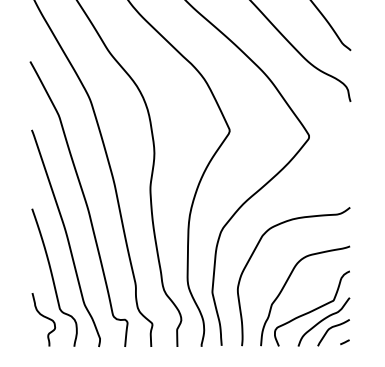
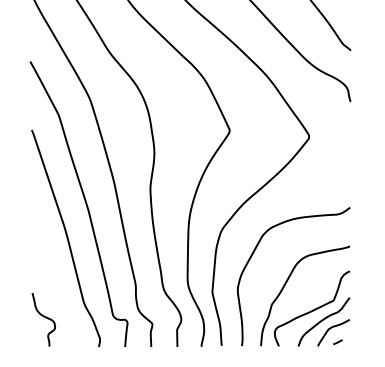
curve: present -> none (53, 277)
curve position: (344, 342) -> (337, 342) (337, 342)
